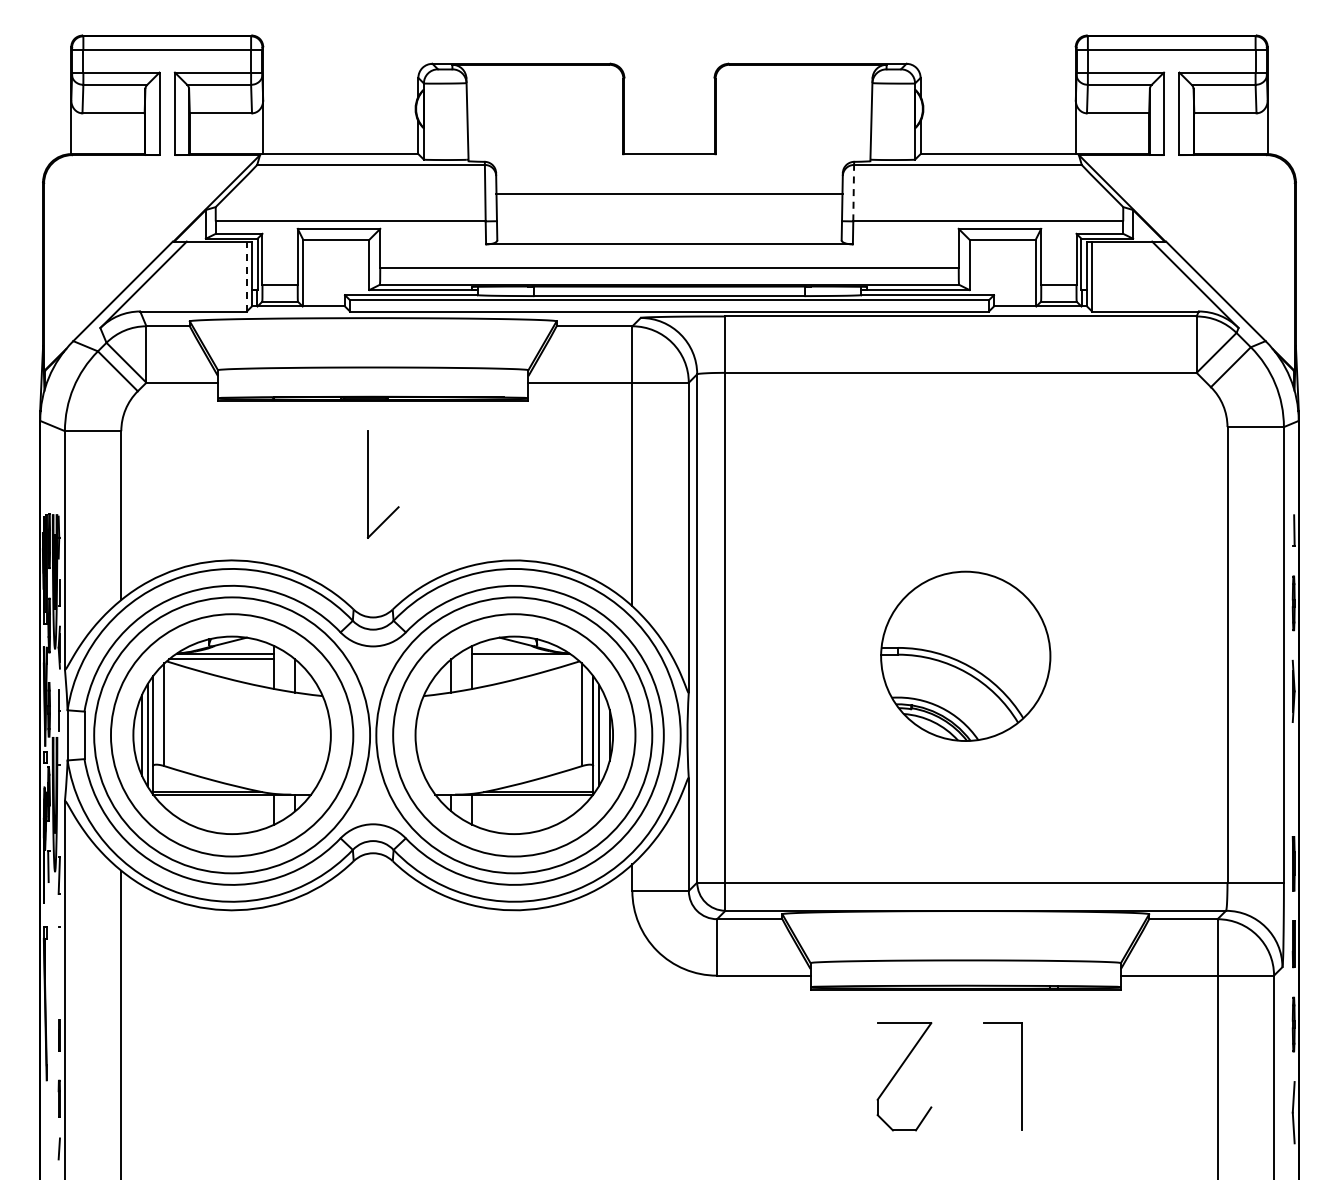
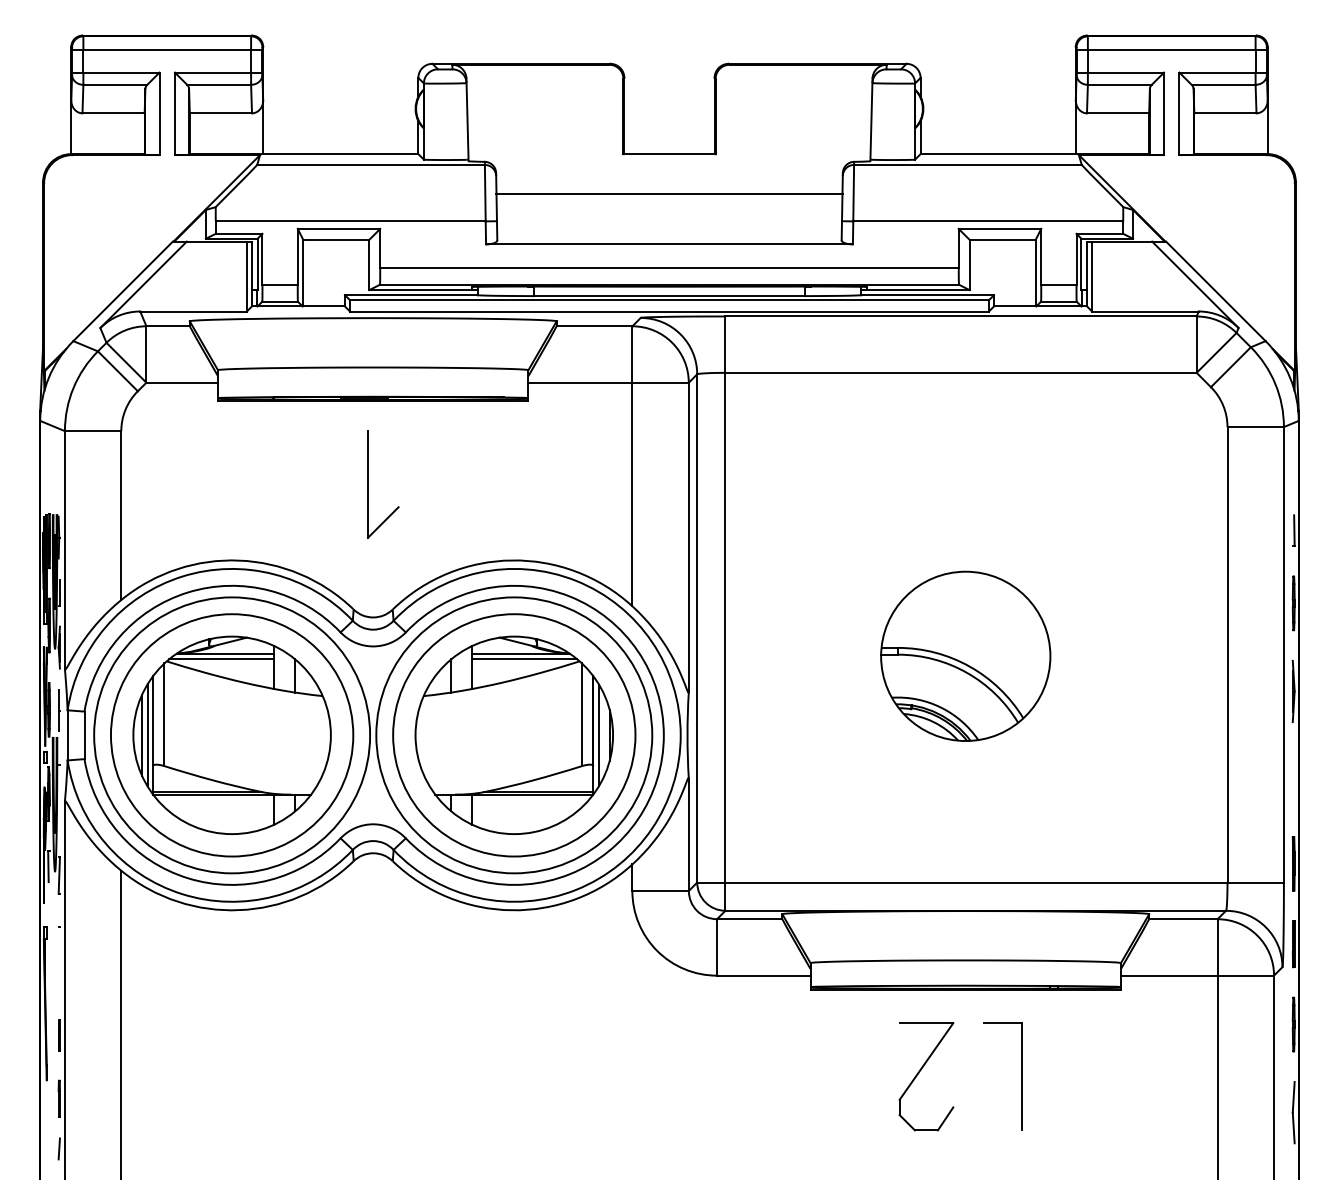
line: dashed -> solid (853, 192)
line: dashed -> solid (246, 276)
line: none -> present (524, 659)
part position: (897, 1073) -> (919, 1073) (919, 1073)
